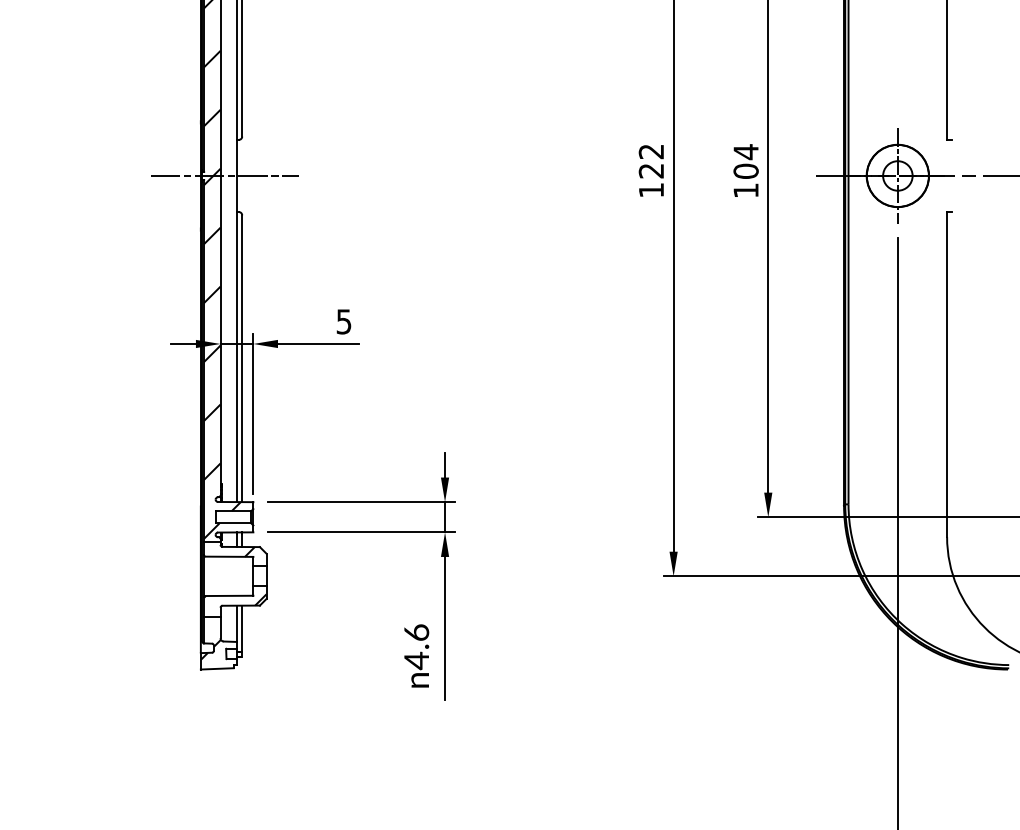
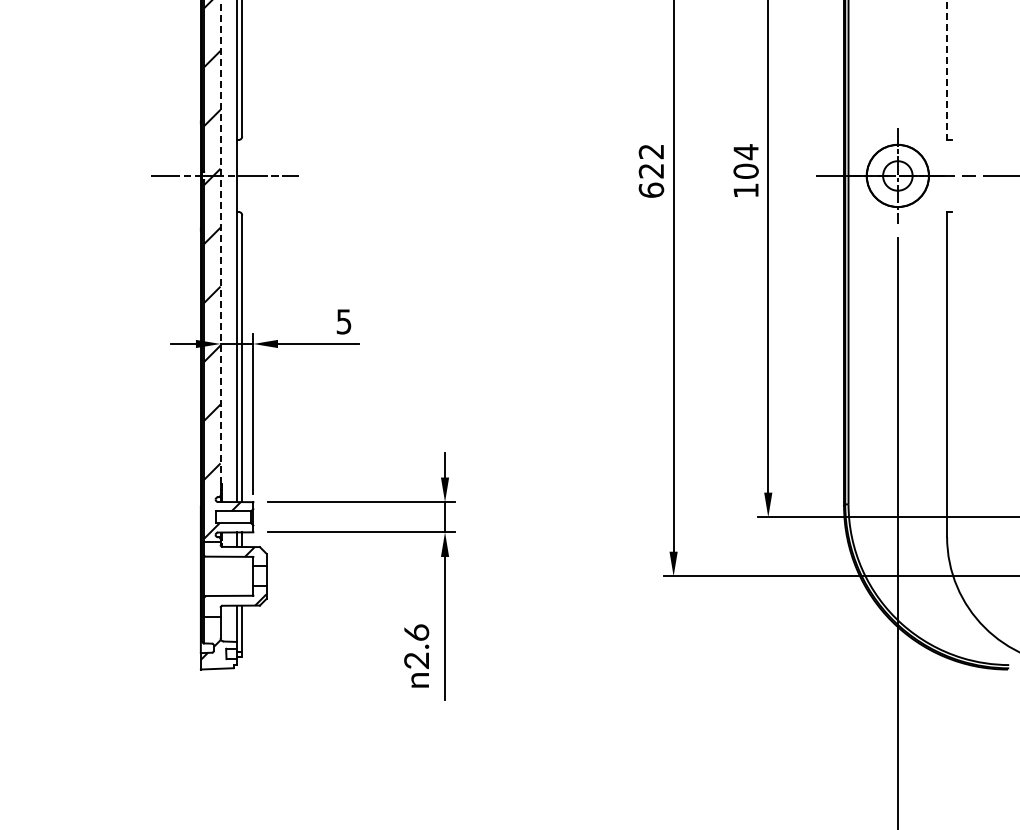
line: solid -> dashed (947, 70)
text: 122 -> 622 (651, 189)
line: solid -> dashed (220, 247)
text: 4.6 -> 2.6 (416, 660)
